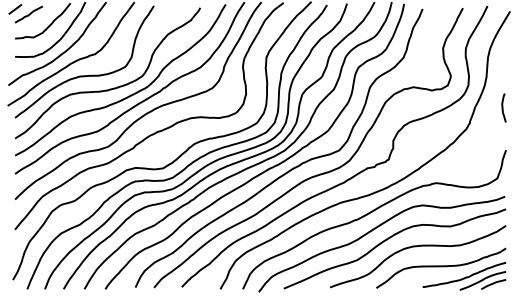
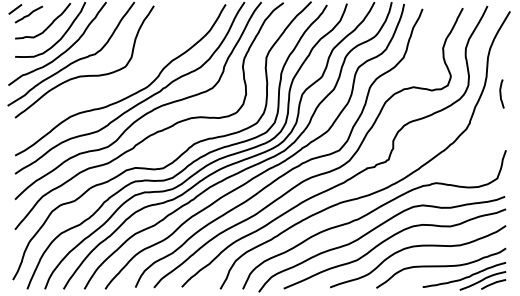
curve: present -> none (109, 88)
curve position: (503, 107) -> (501, 93) (501, 93)
